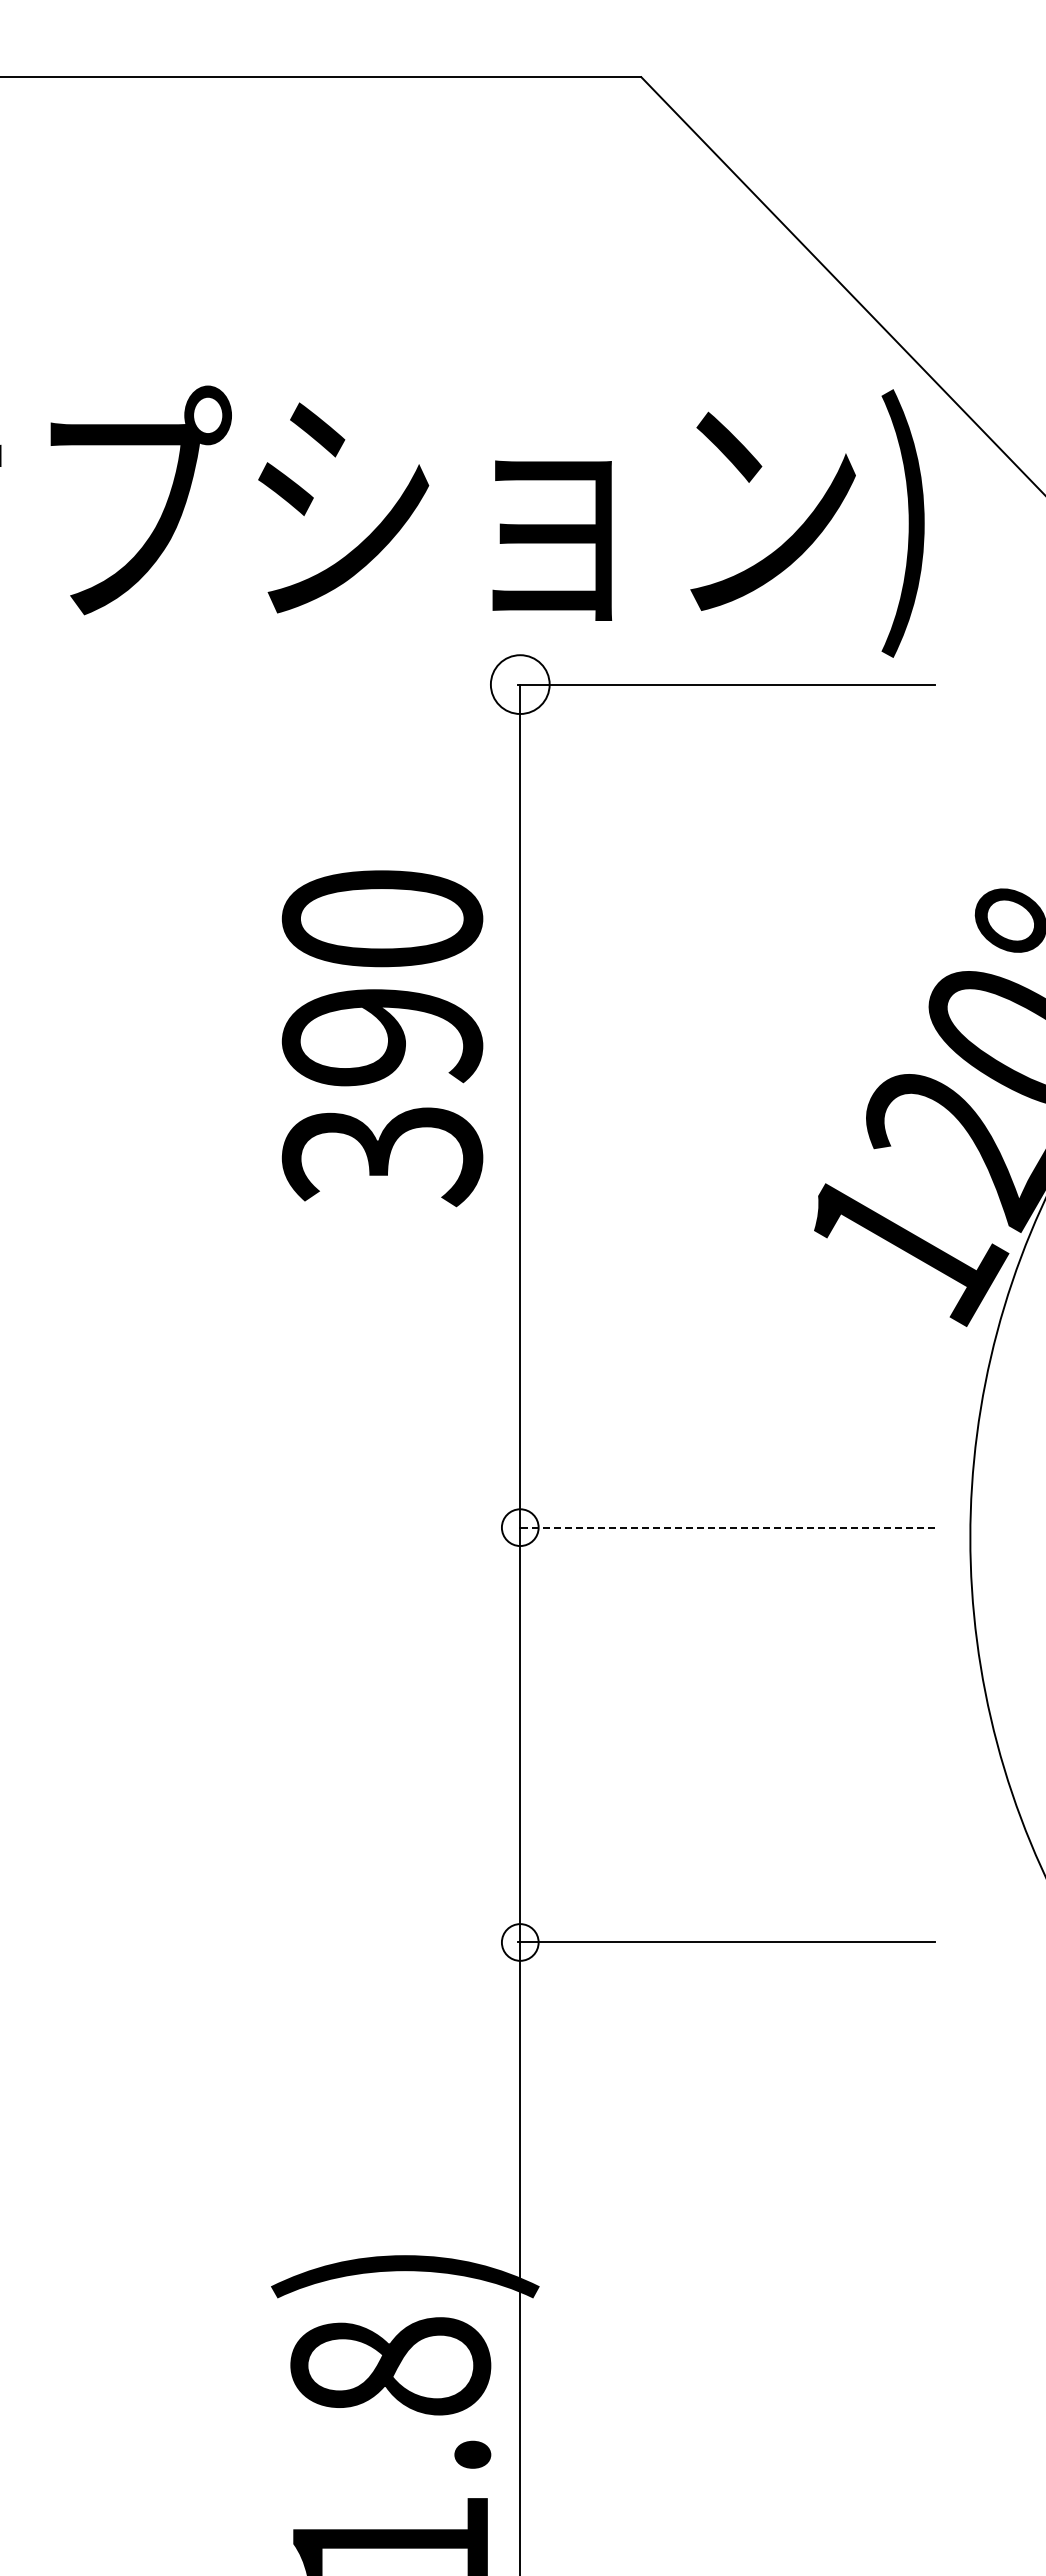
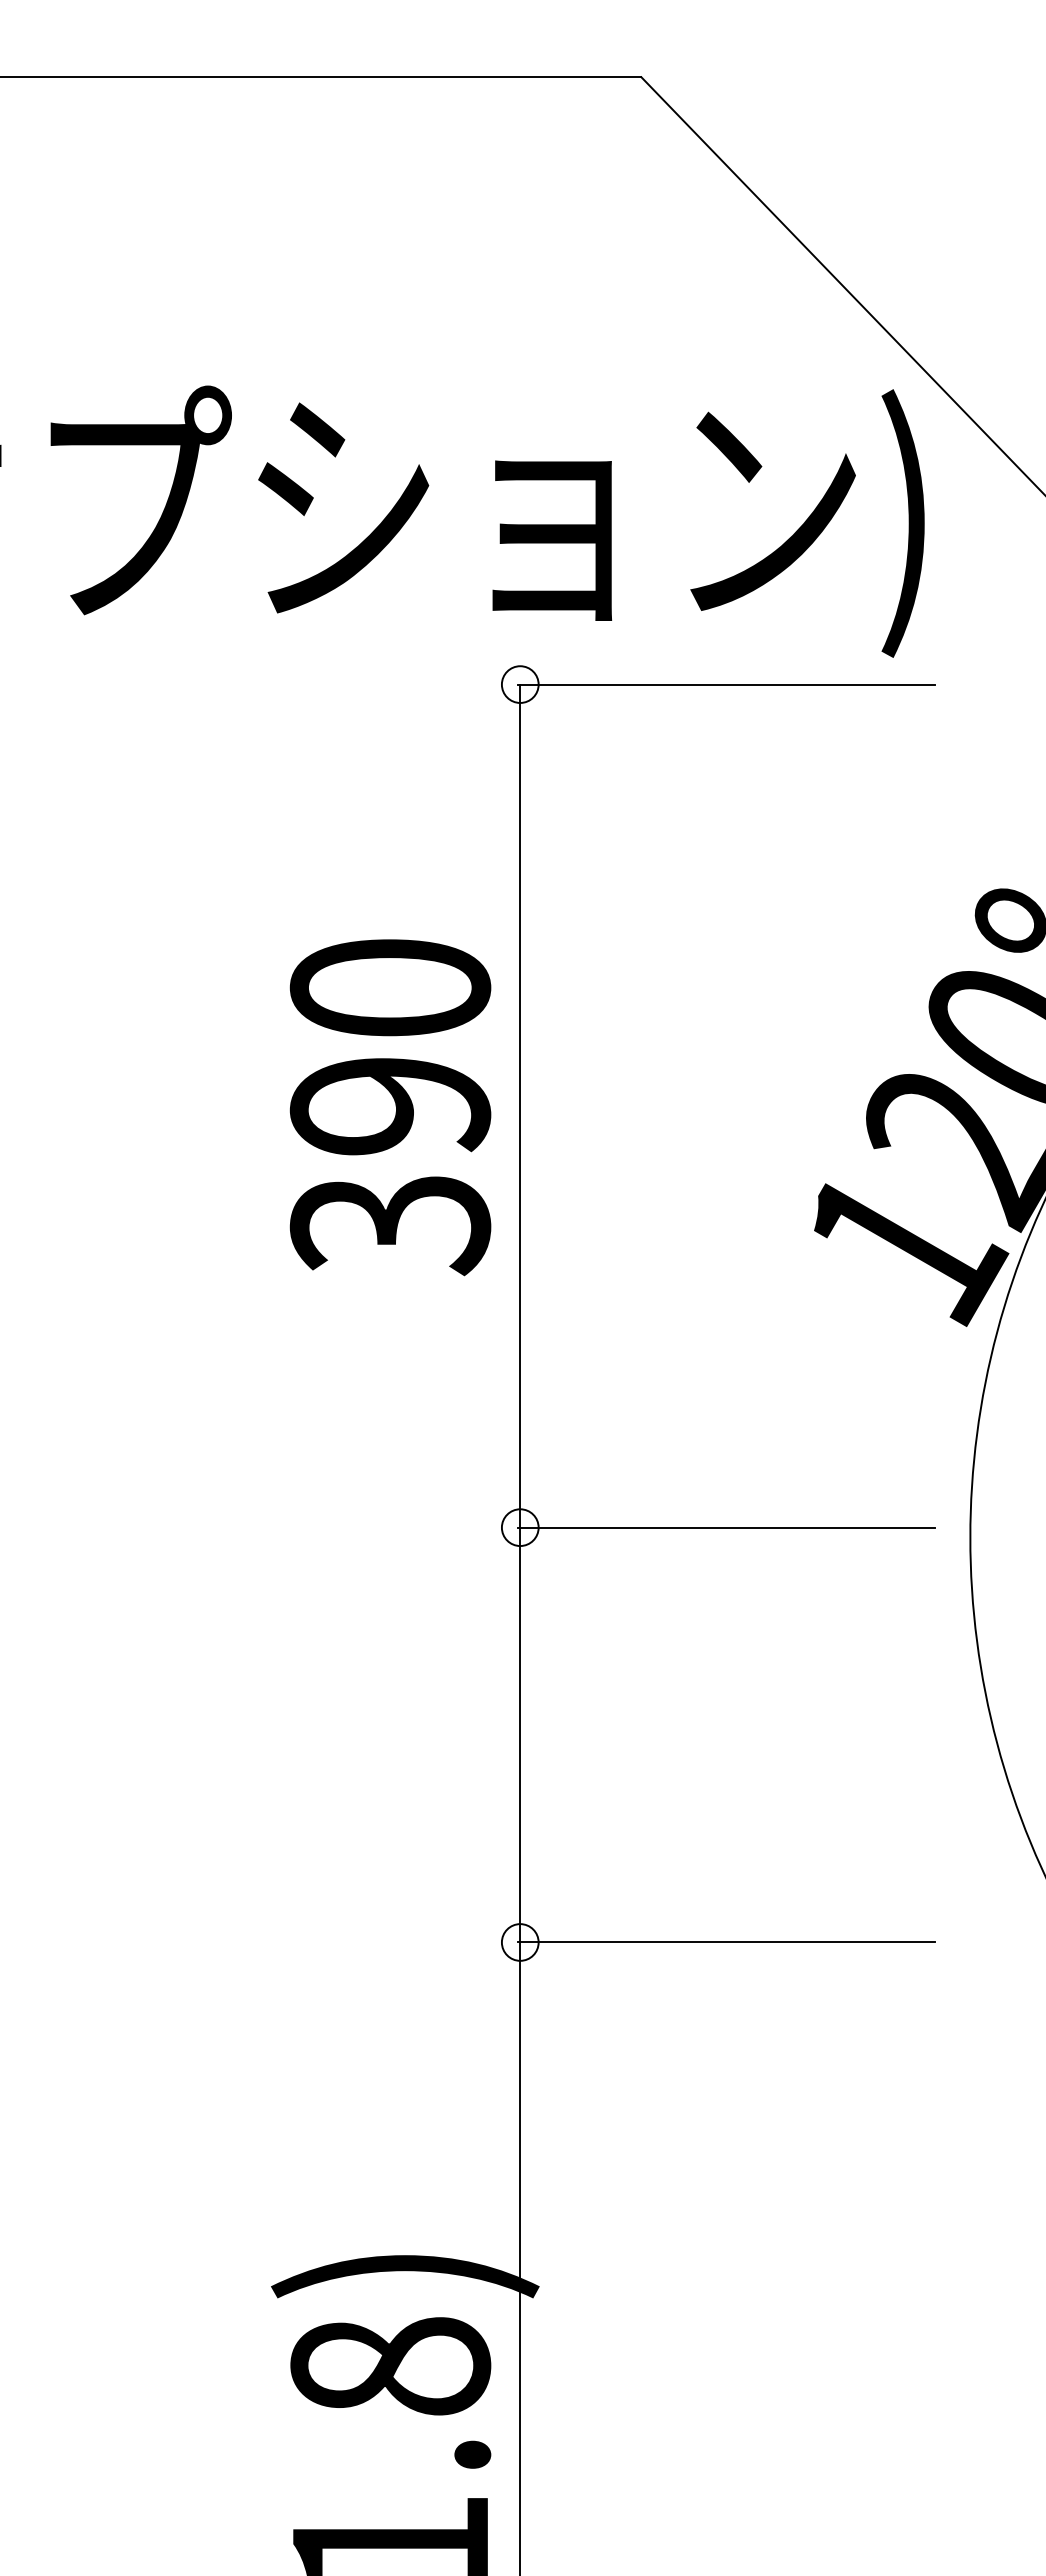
circle diameter: 59 px -> 37 px (519, 684)
text position: (382, 1038) -> (390, 1107) (390, 1107)
line: dashed -> solid (725, 1527)
